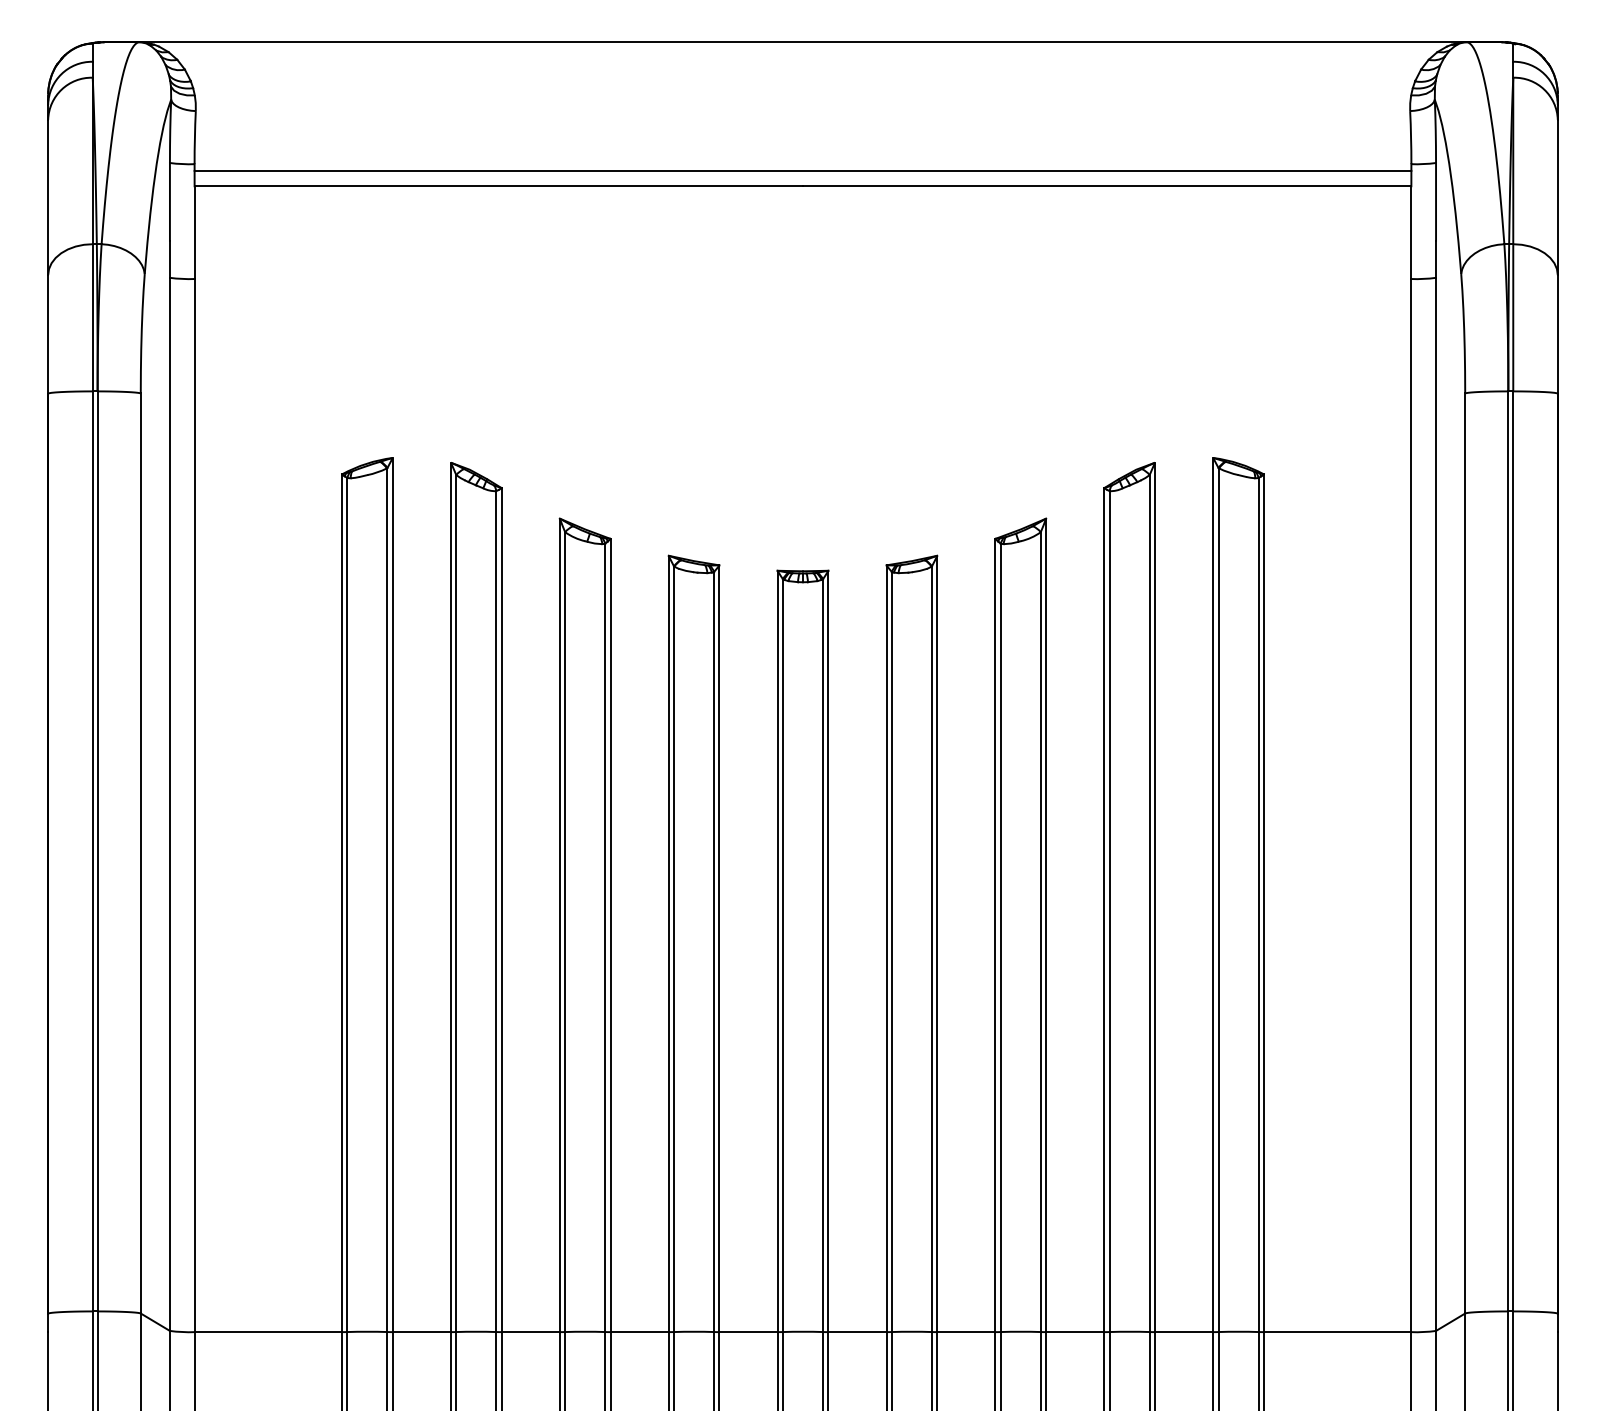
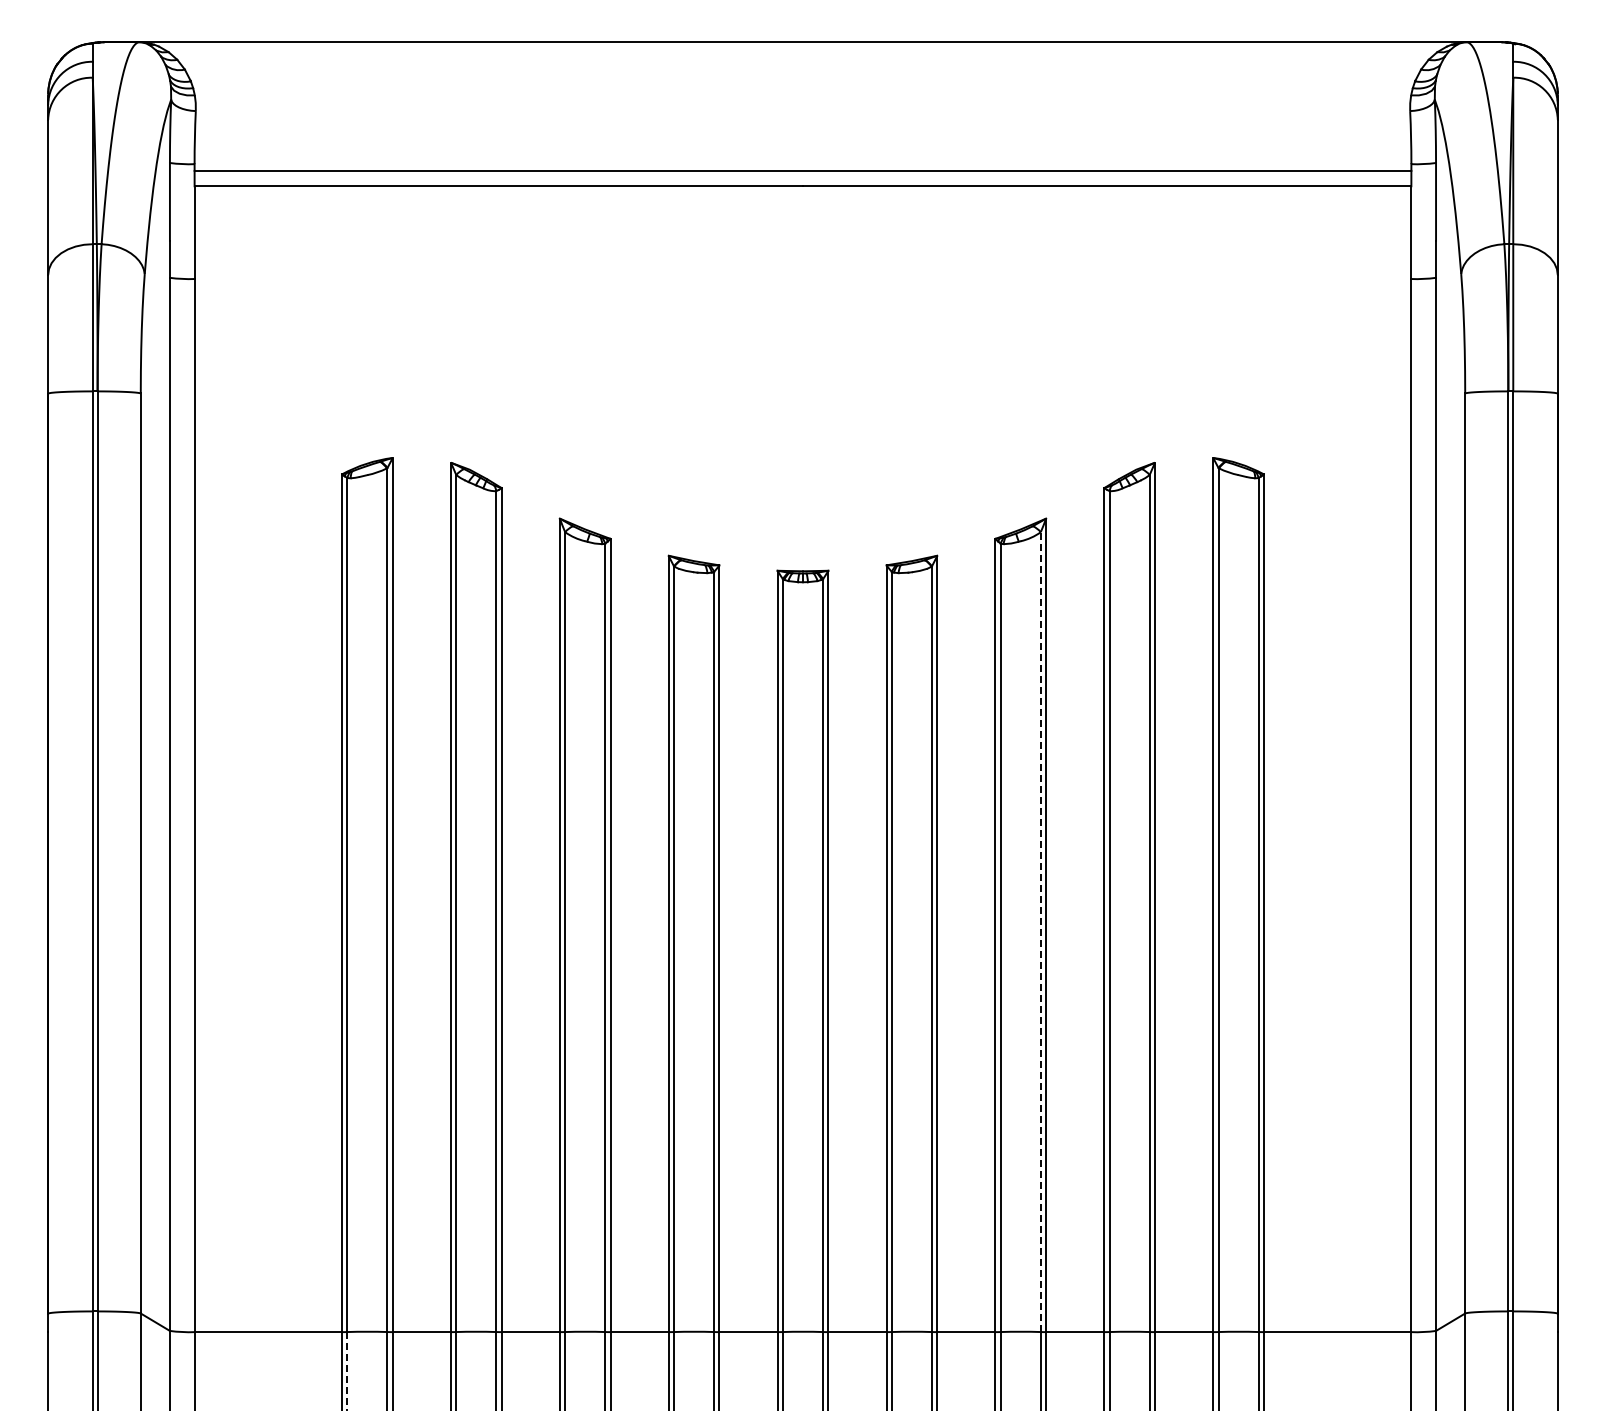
line: solid -> dashed (1040, 932)
line: solid -> dashed (347, 1371)
